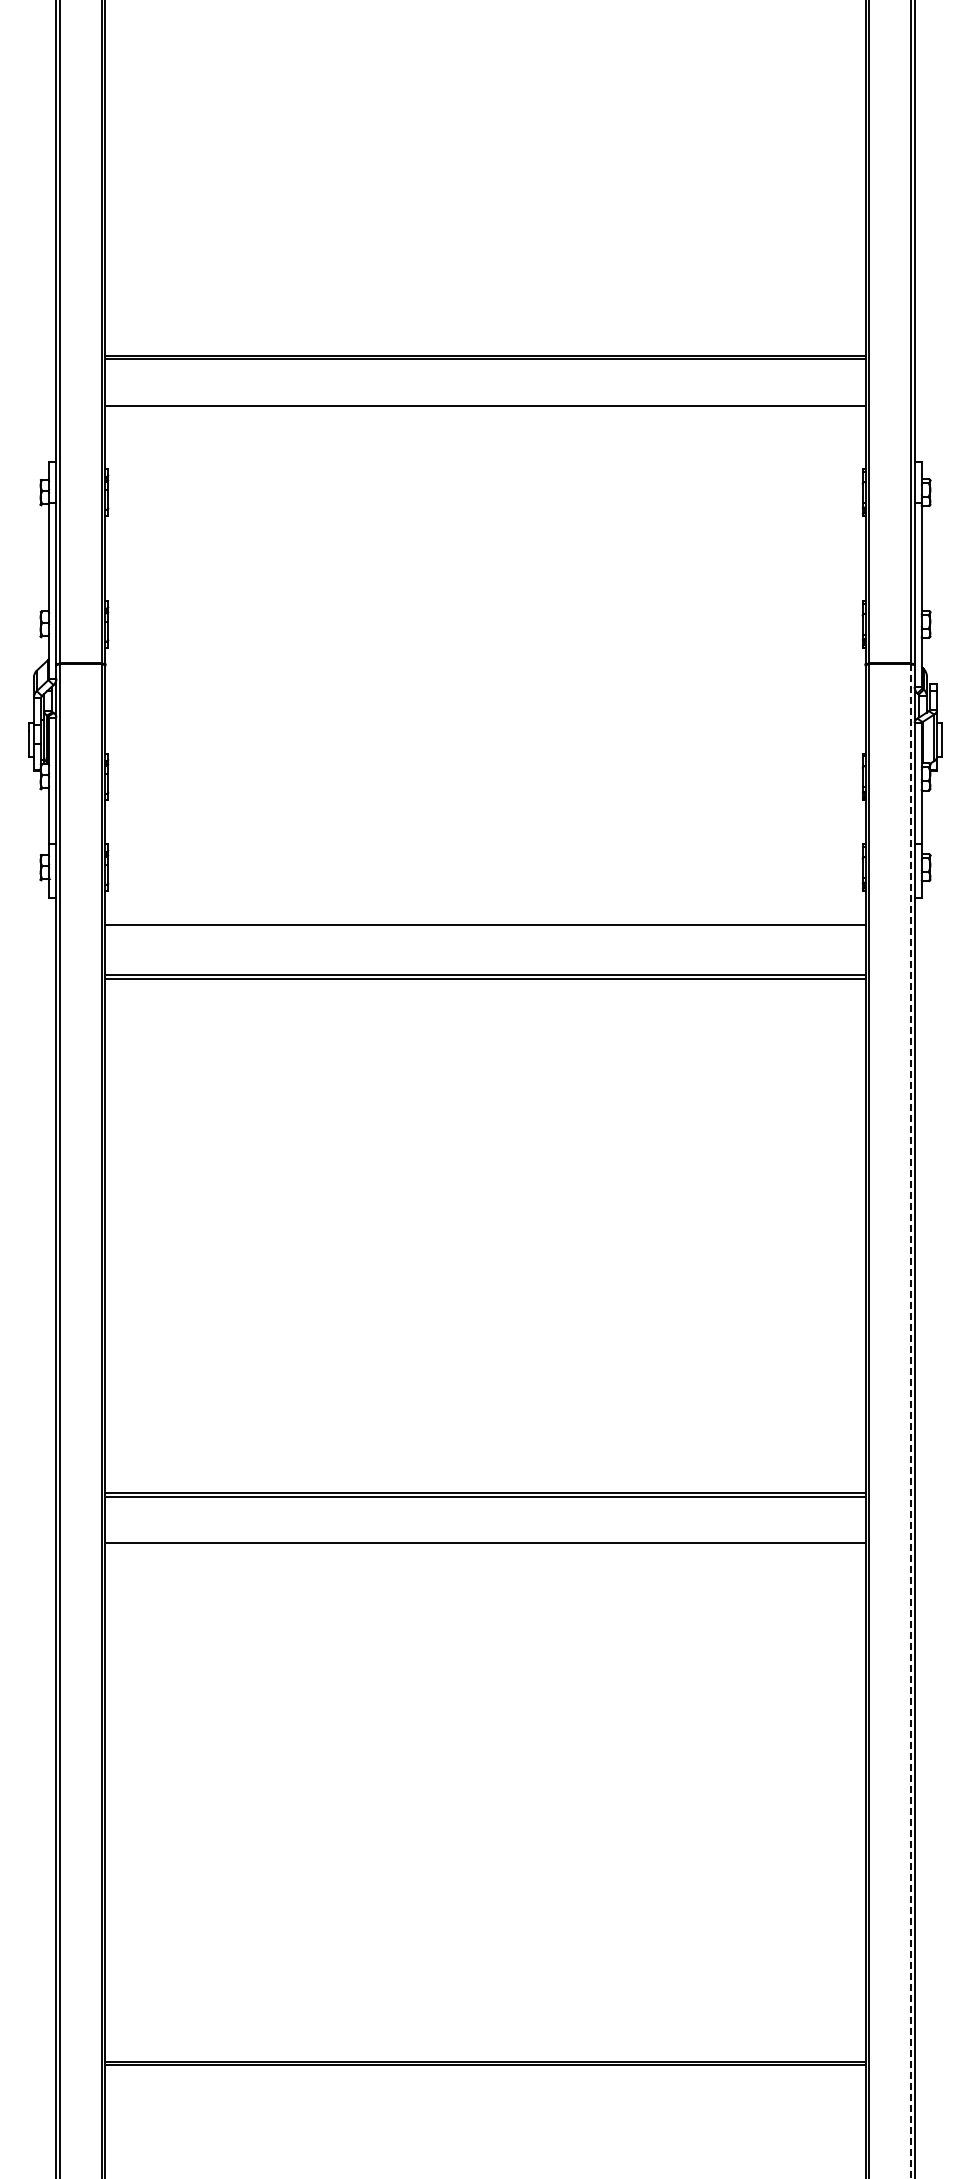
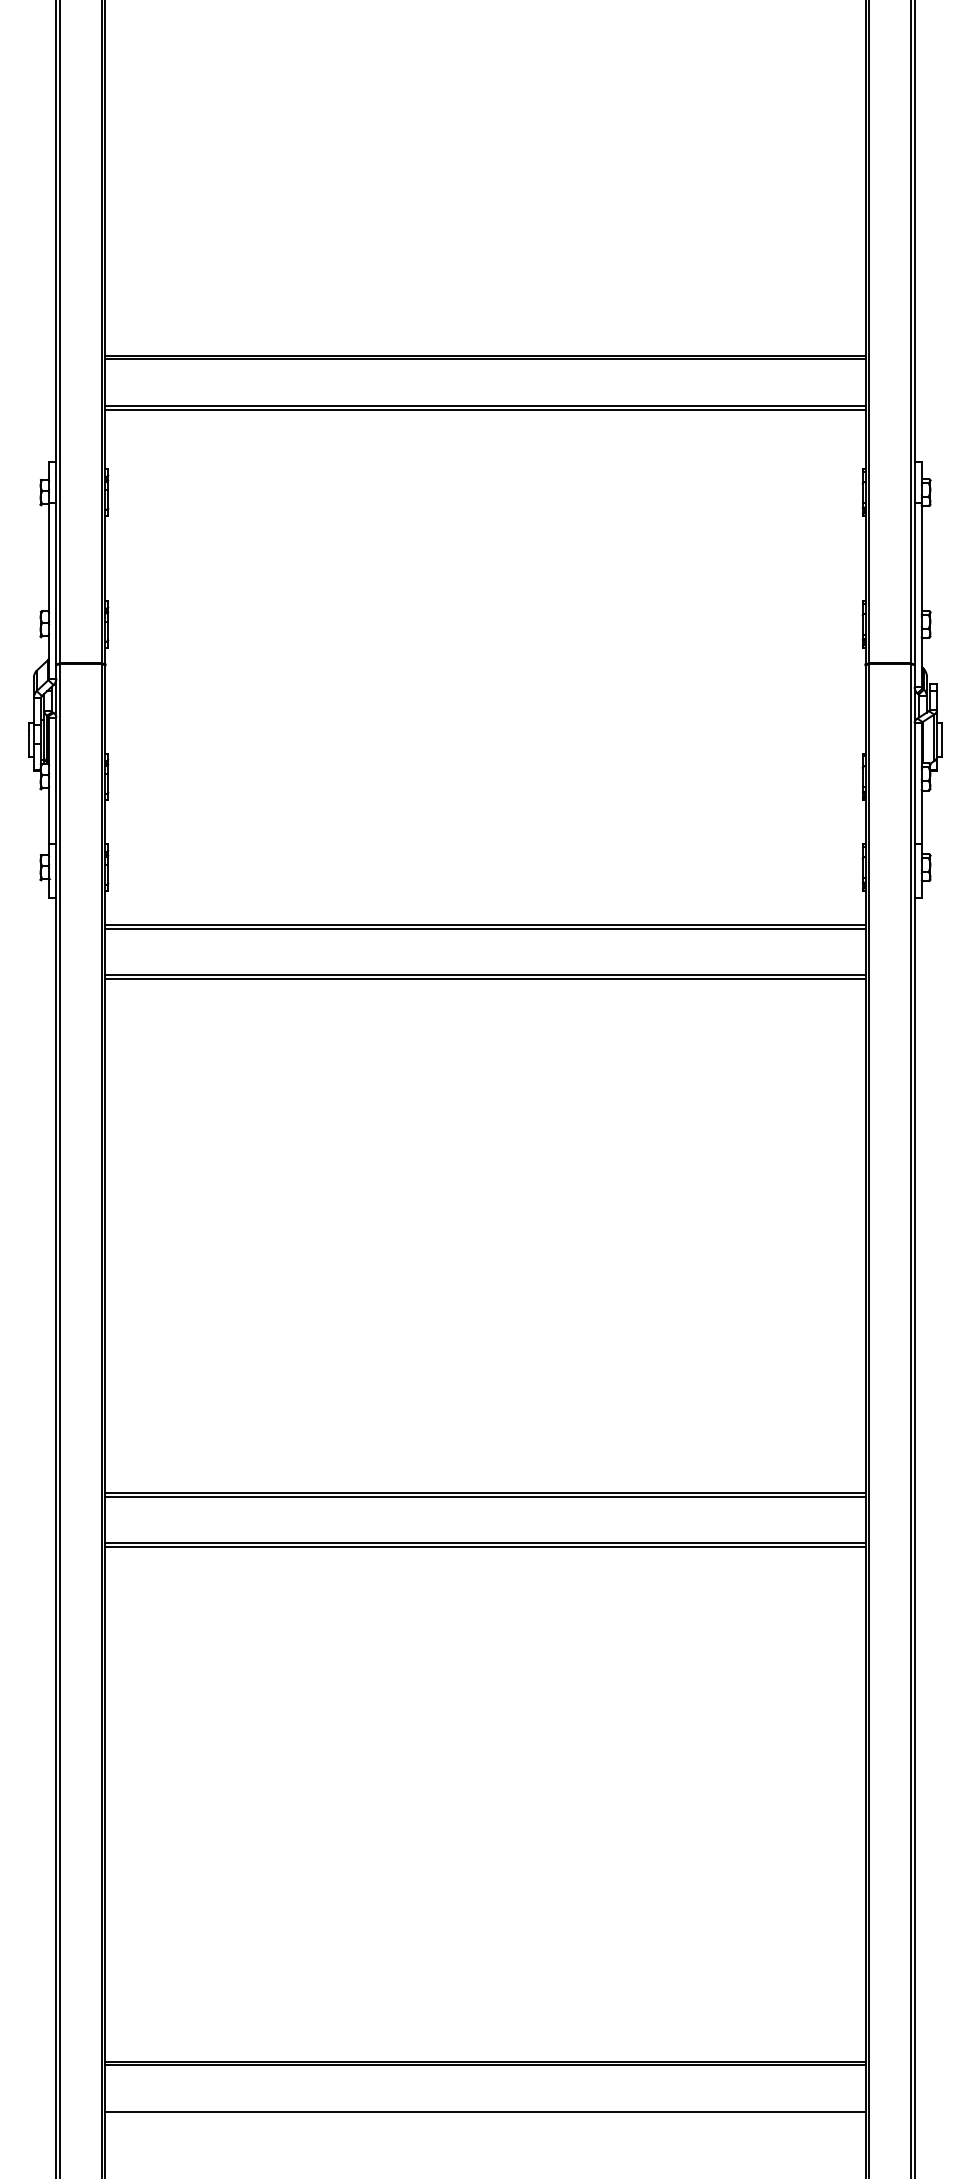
line: none -> present (485, 409)
line: none -> present (485, 928)
line: dashed -> solid (910, 1421)
line: none -> present (485, 1547)
line: none -> present (485, 2111)
